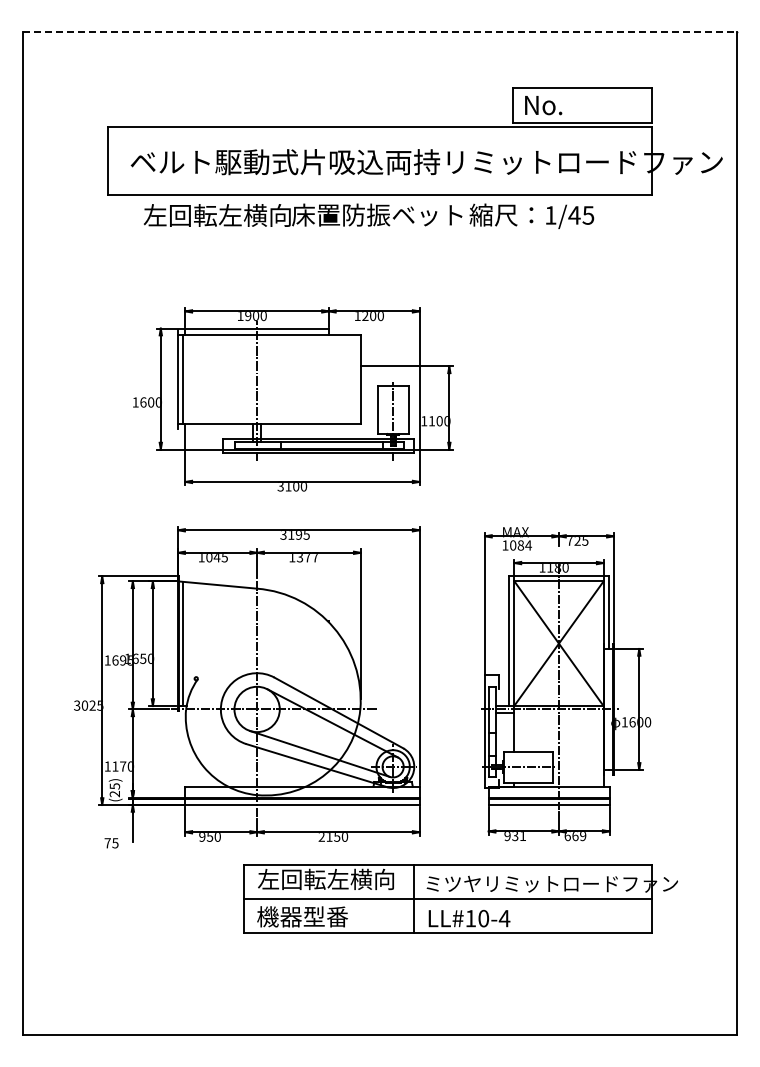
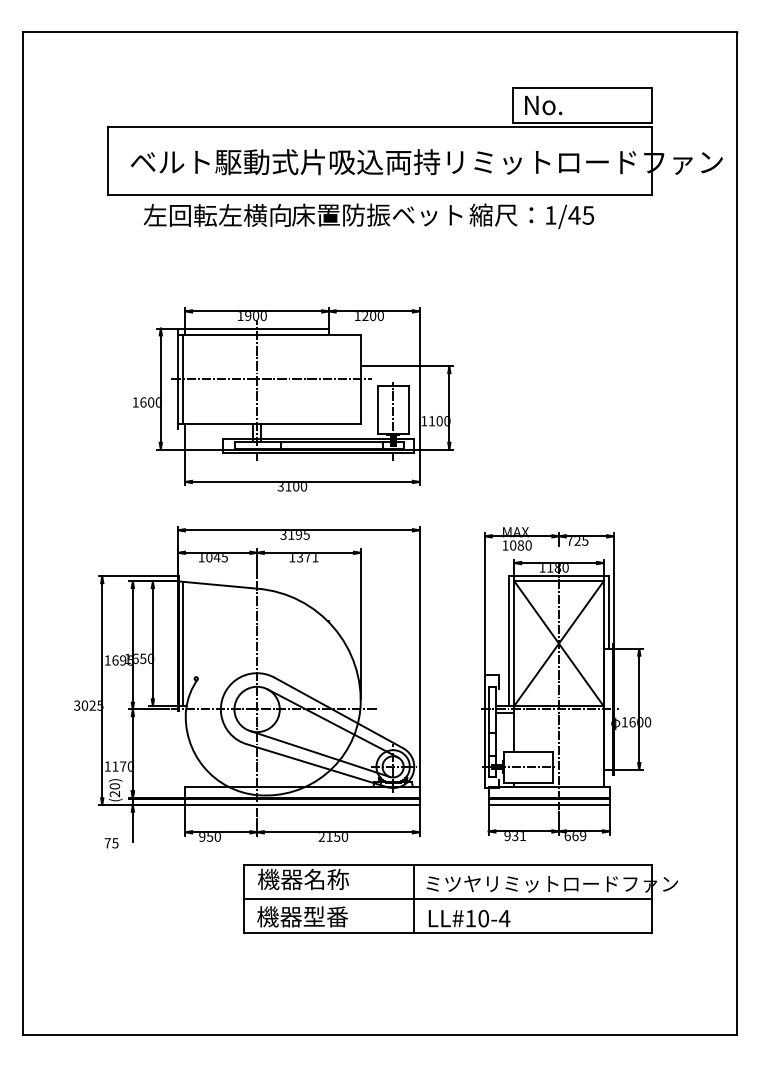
line: dashed -> solid (379, 32)
line: none -> present (271, 379)
text: 1084 -> 1080 (528, 545)
text: 1377 -> 1371 (315, 558)
text: (25) -> (20) (114, 786)
text: 左回転左横向 -> 機器名称 (326, 879)
